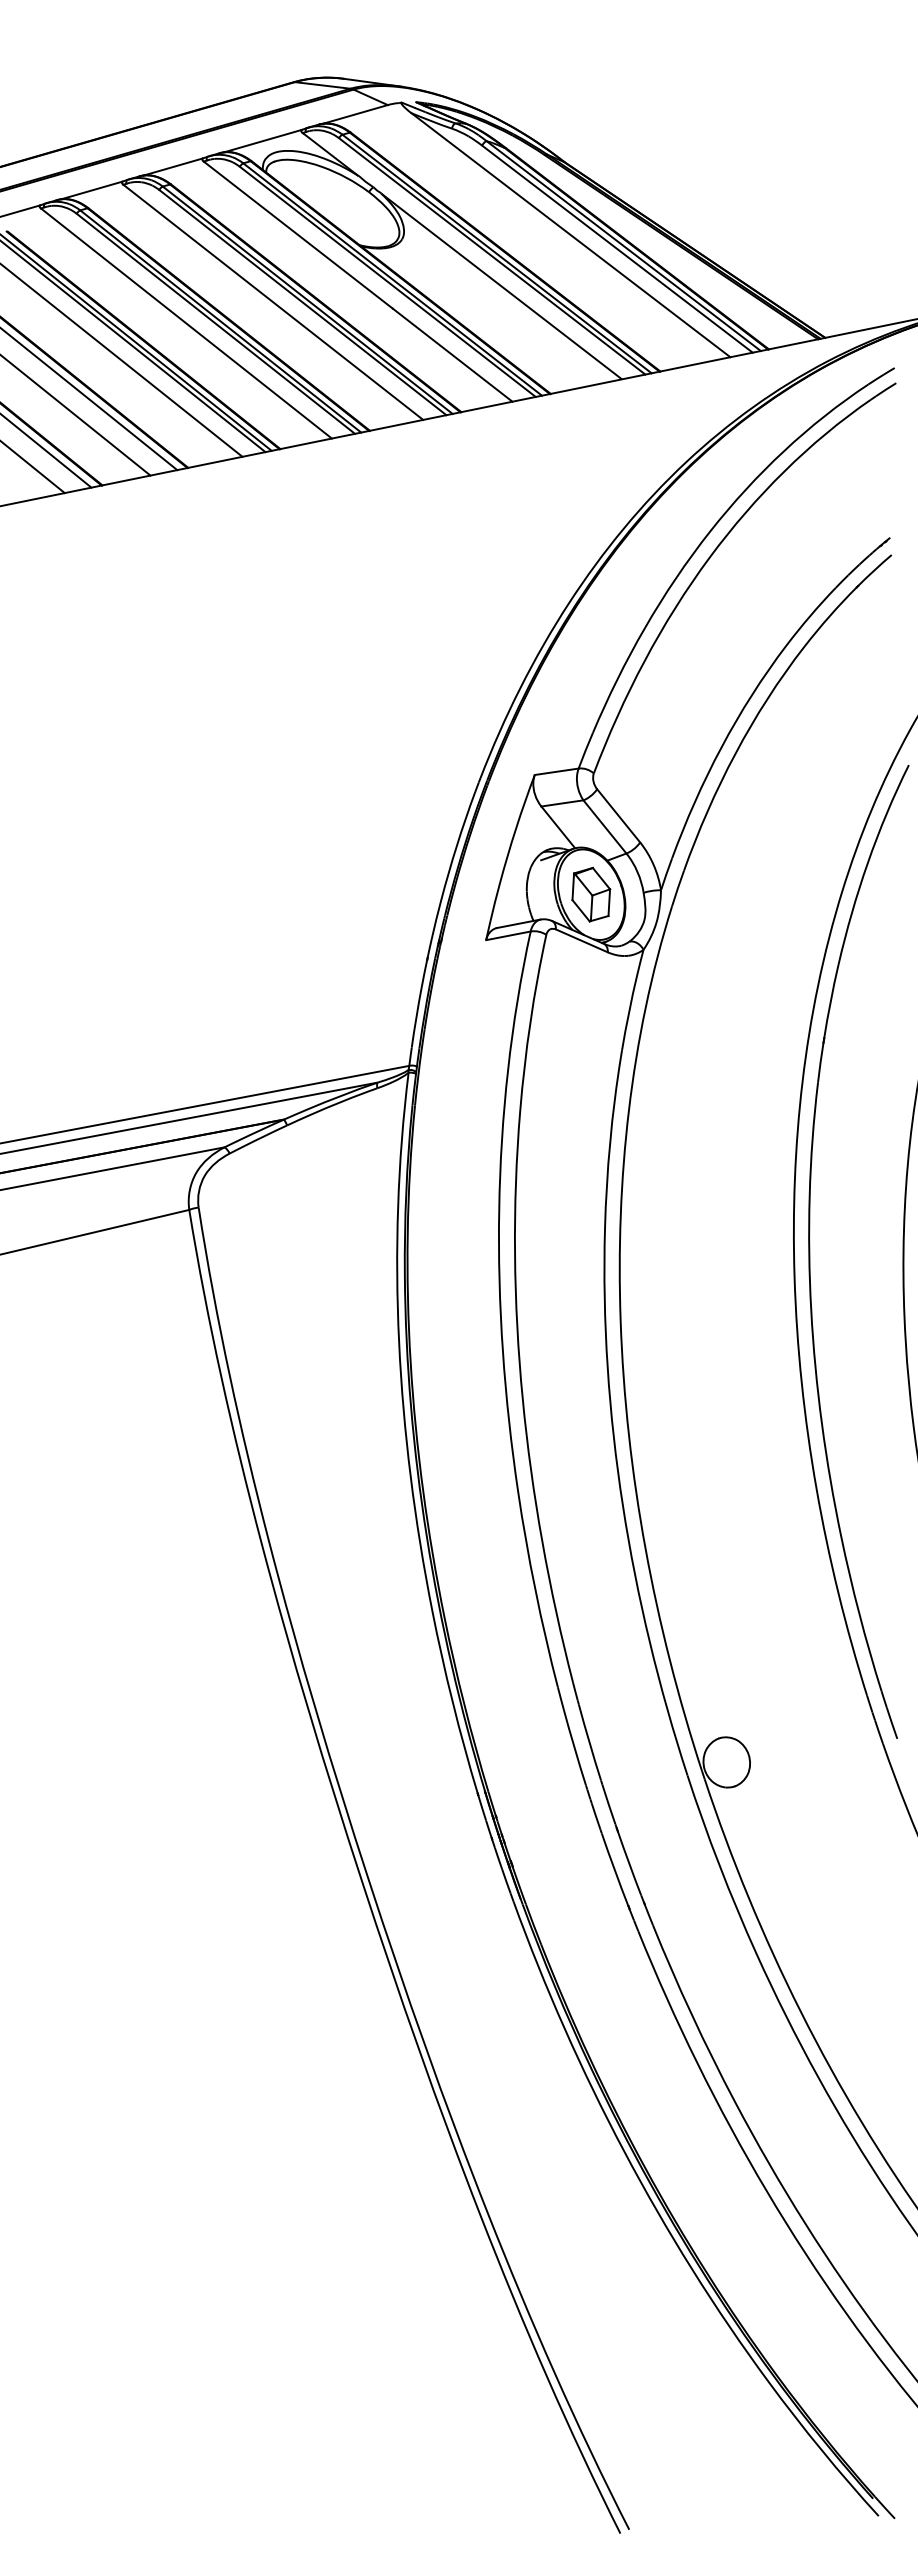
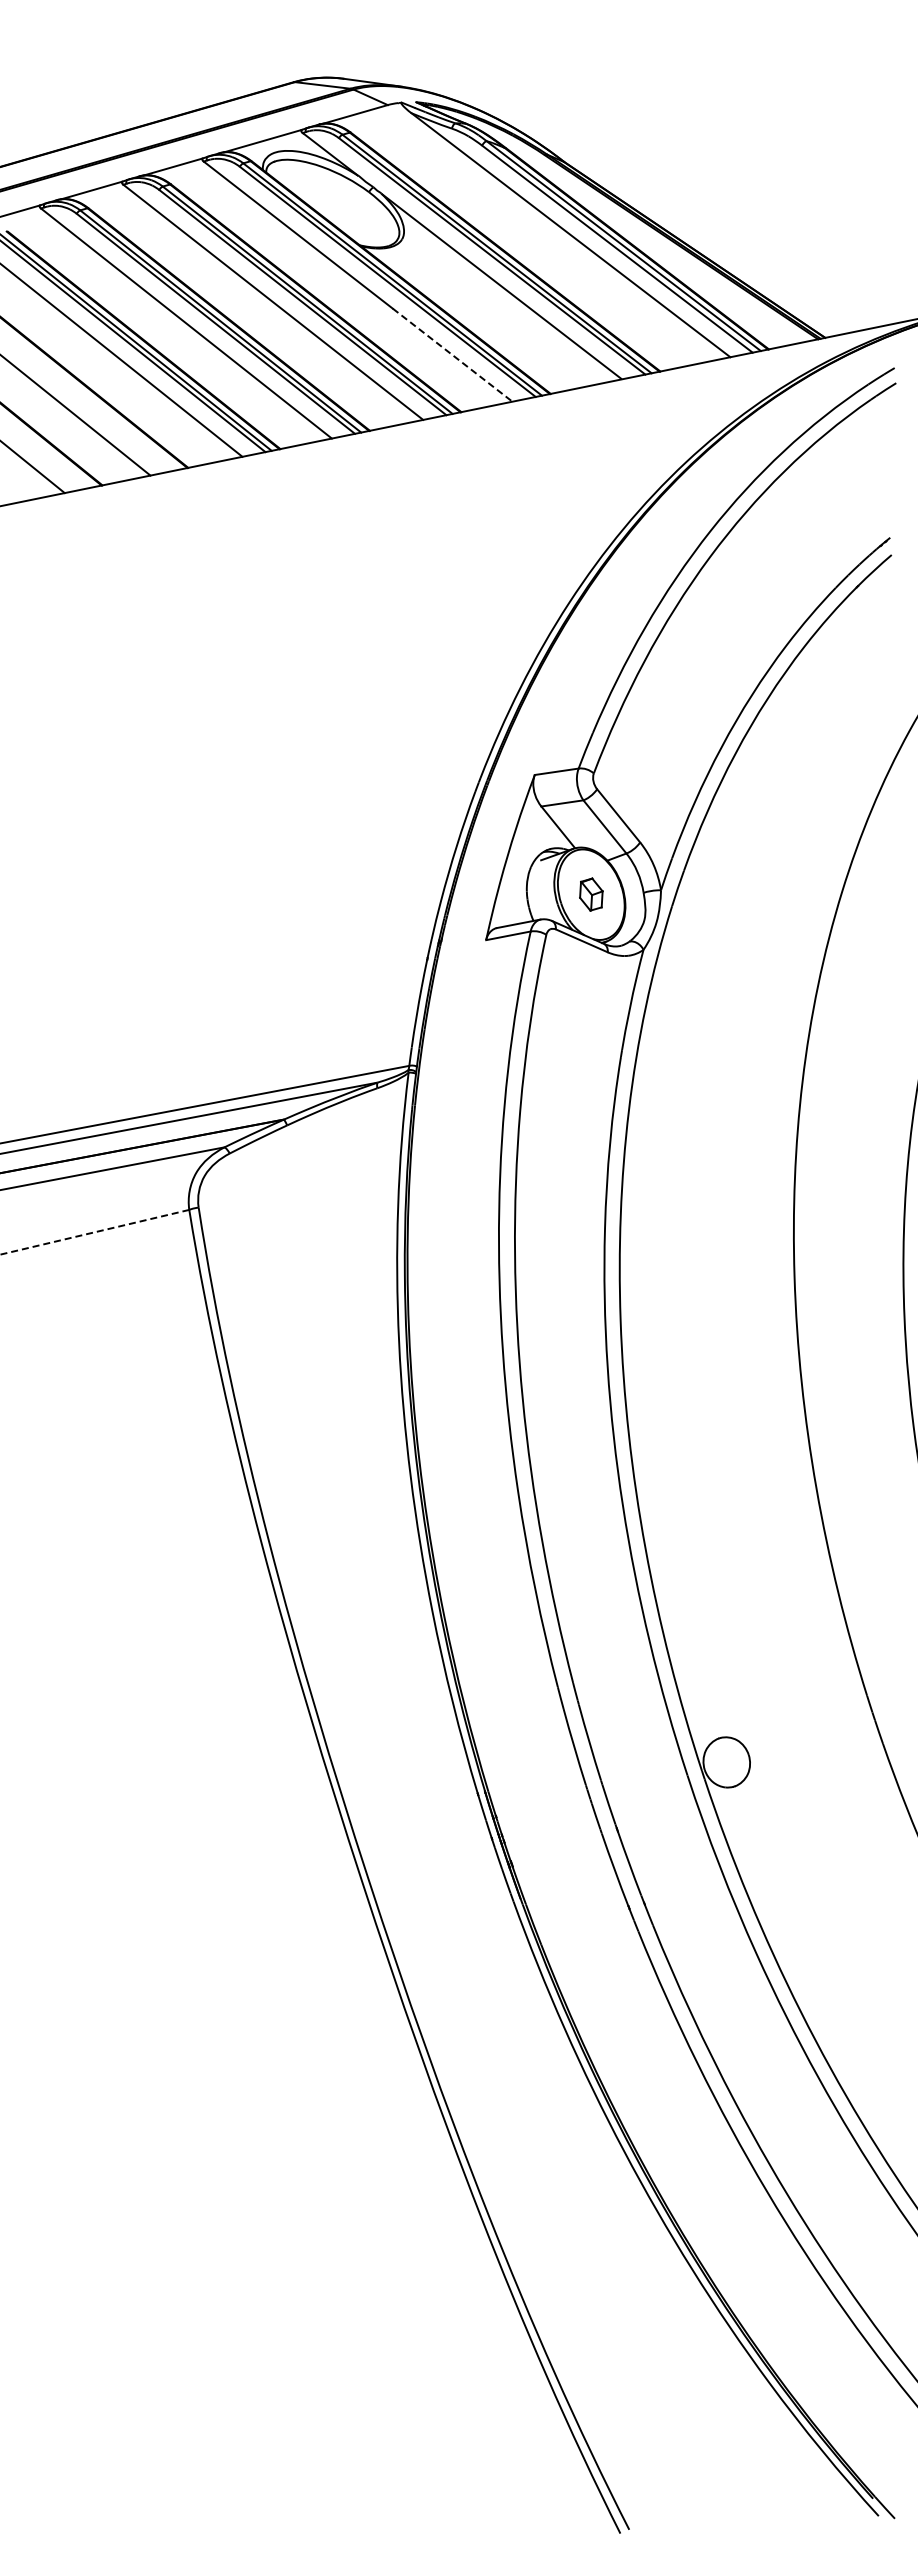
line: solid -> dashed (452, 355)
line: present -> none (89, 399)
line: present -> none (46, 451)
part size: 41x57 px -> 25x35 px (591, 894)
line: solid -> dashed (94, 1232)
part: present -> none (810, 1251)
